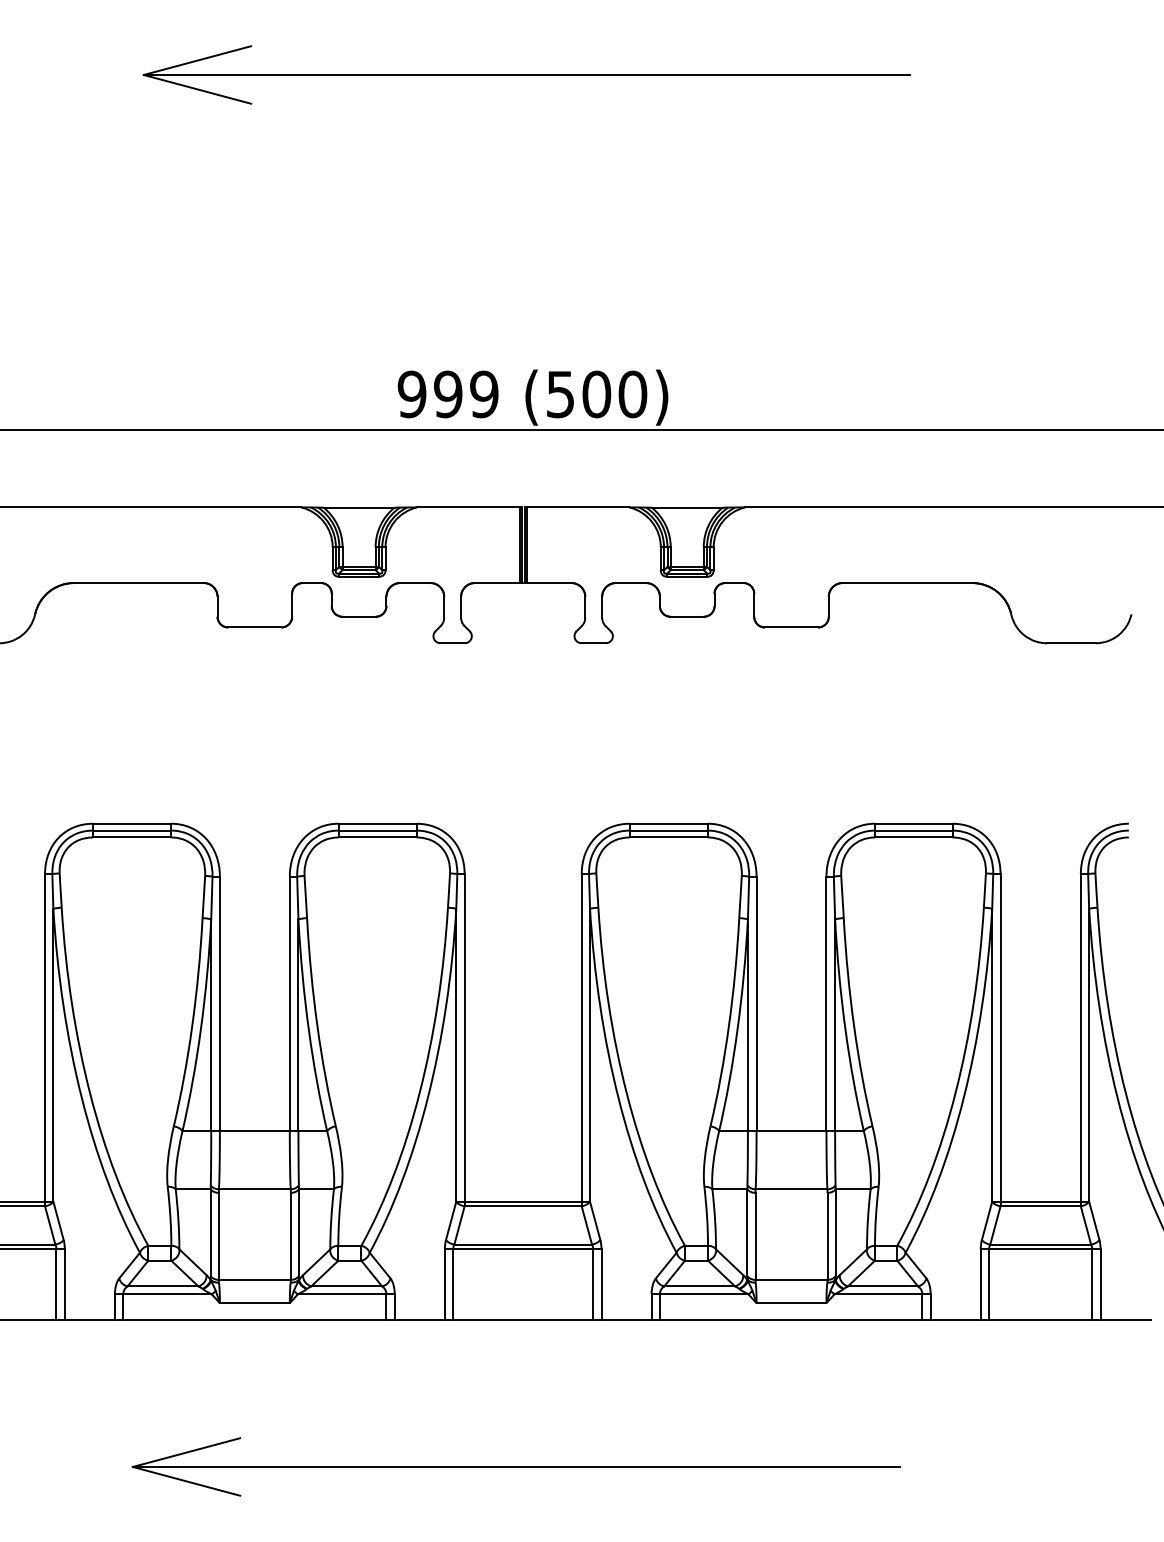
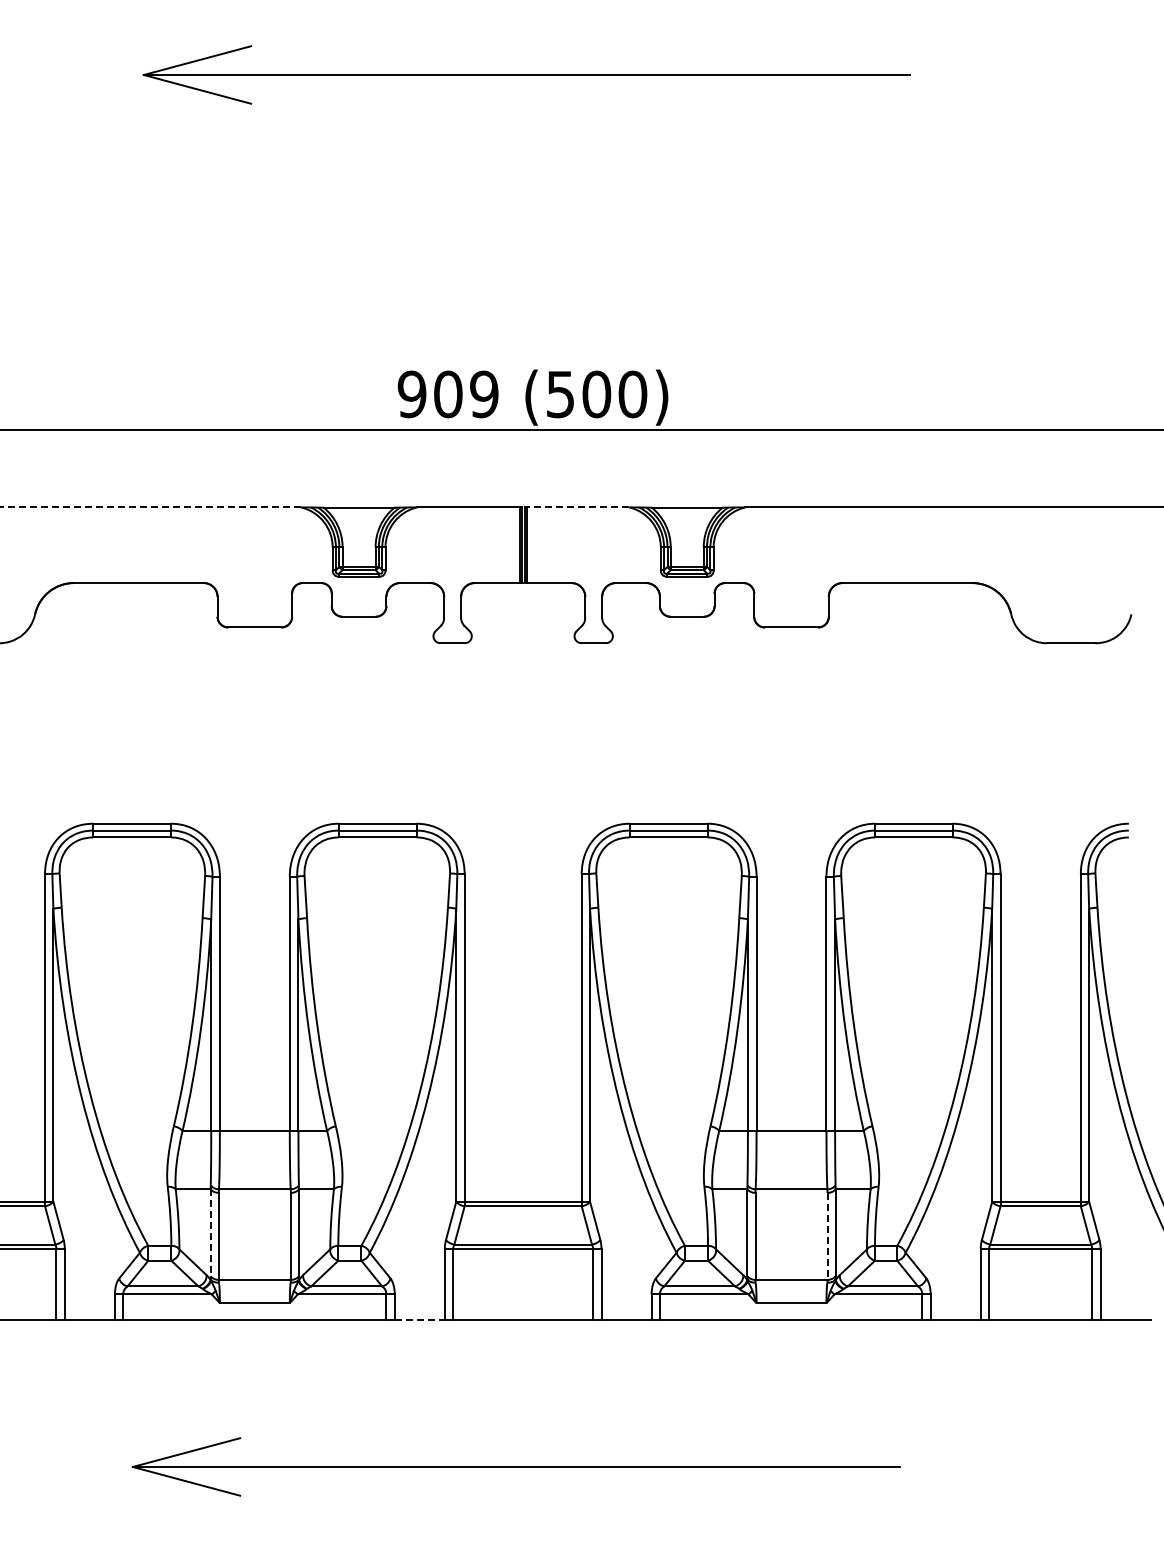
text: 999 -> 909 (448, 394)
line: solid -> dashed (150, 507)
line: solid -> dashed (577, 507)
line: solid -> dashed (210, 1233)
line: solid -> dashed (827, 1236)
line: solid -> dashed (420, 1319)
